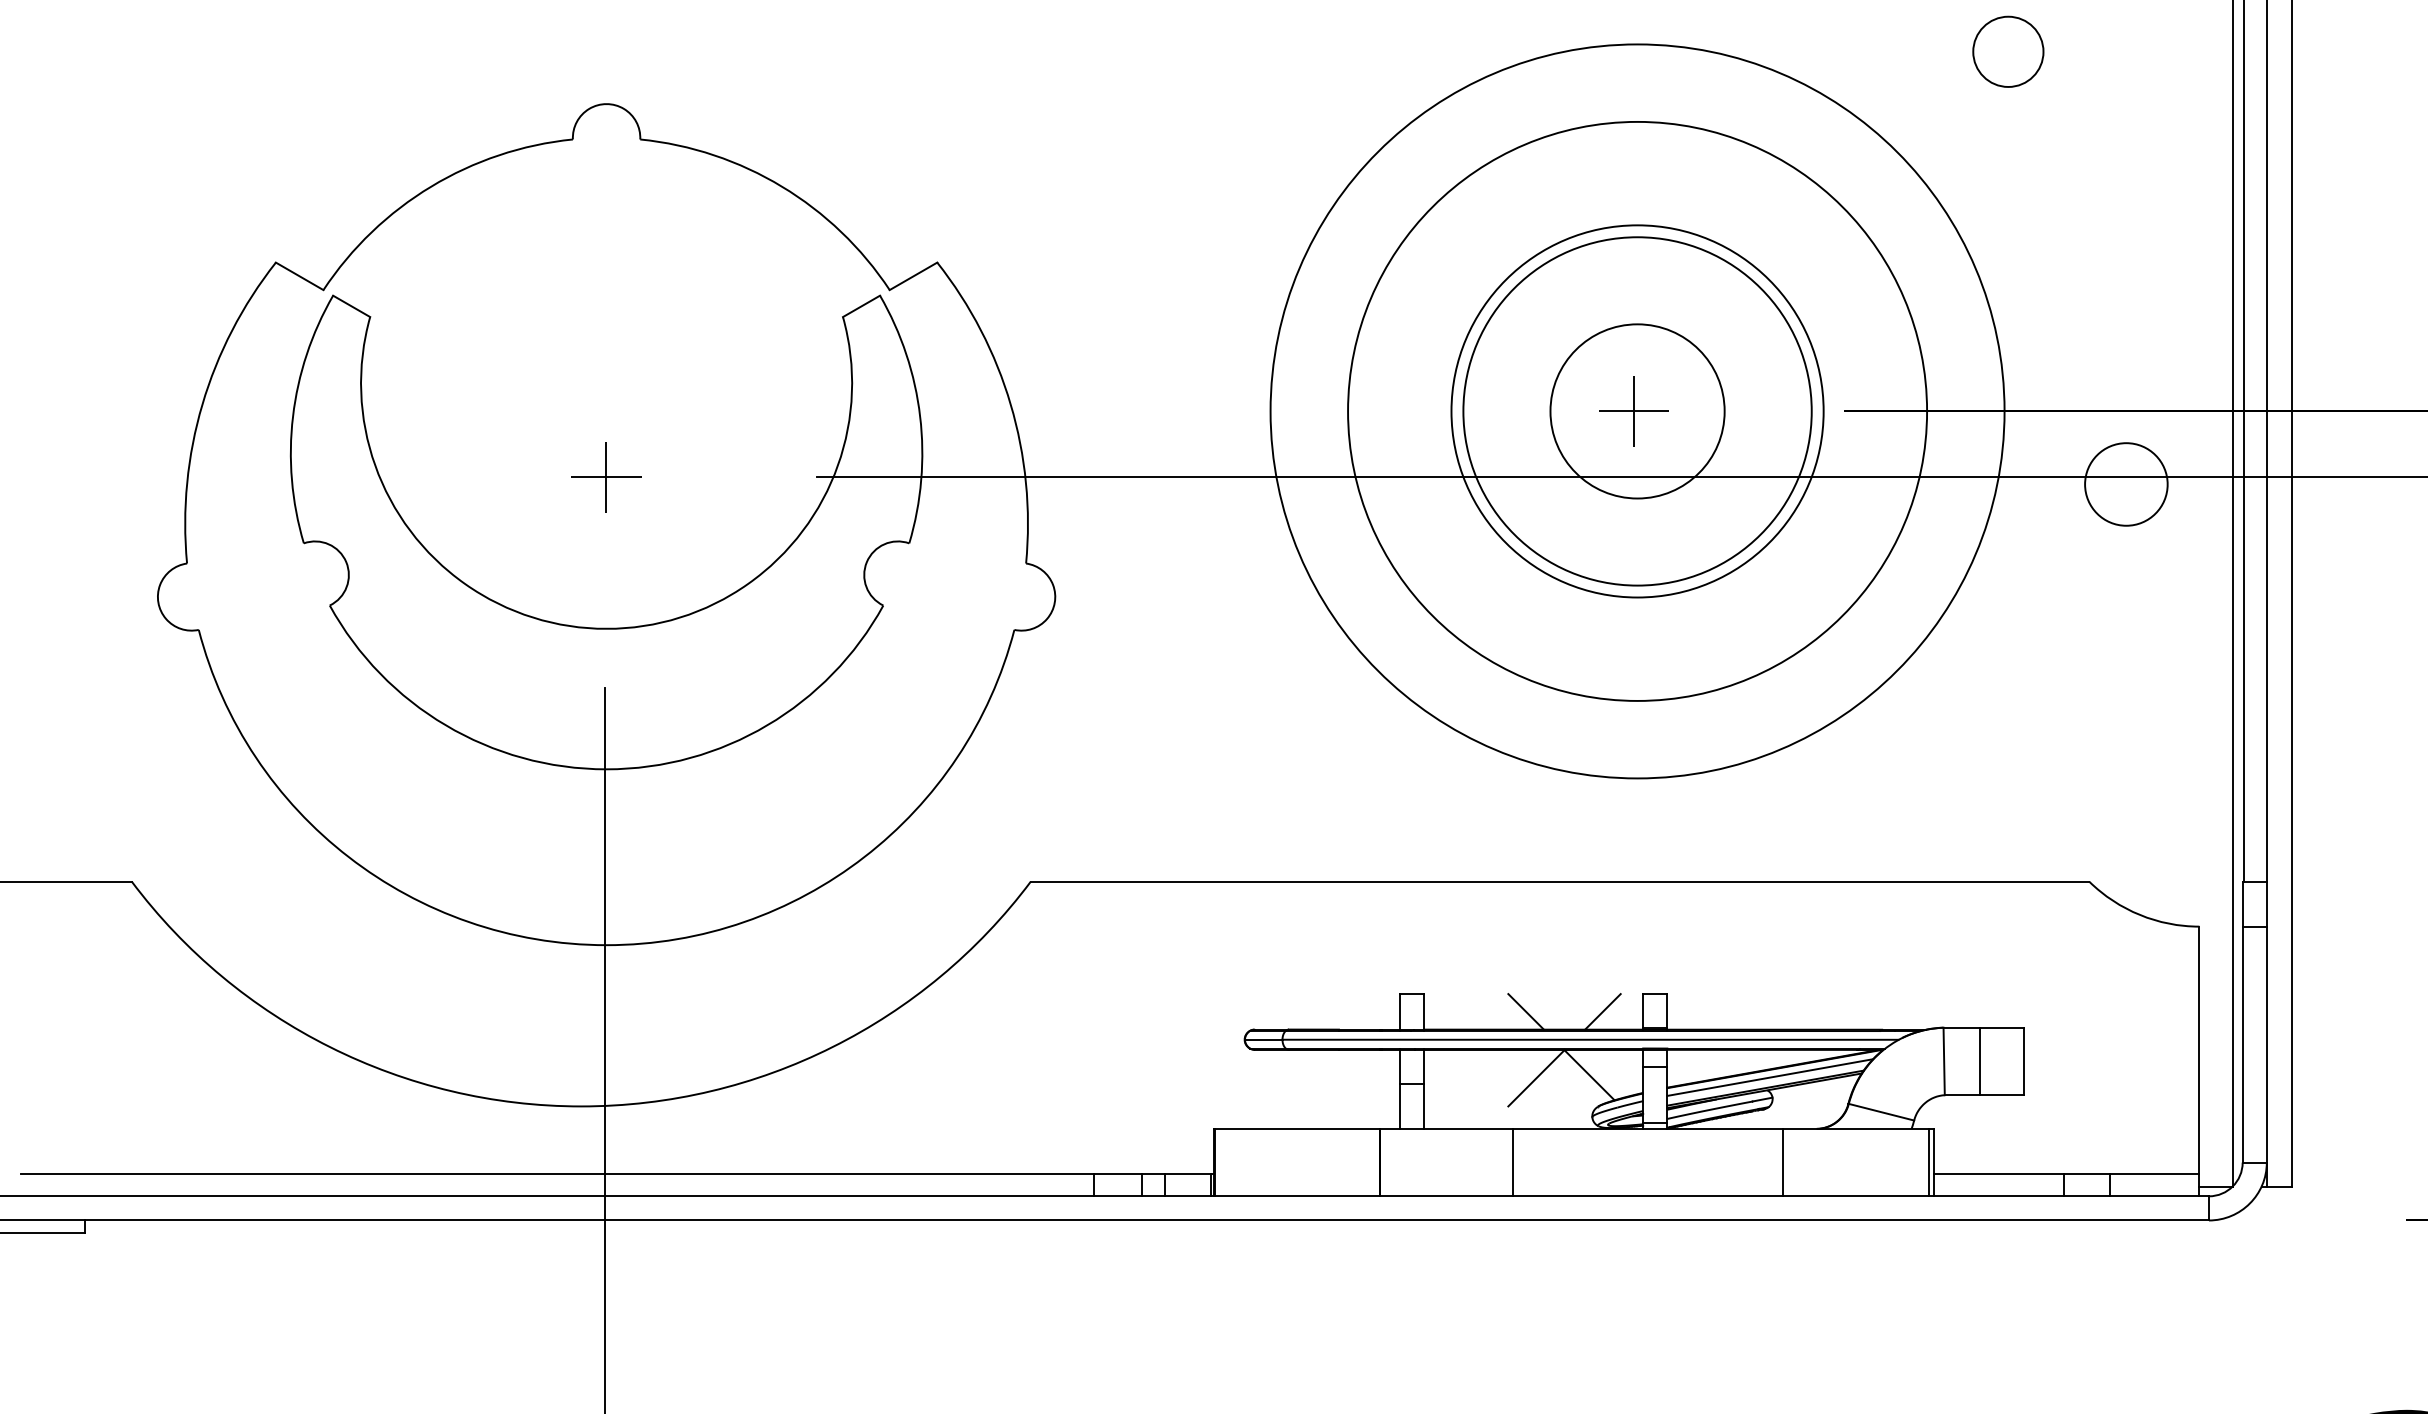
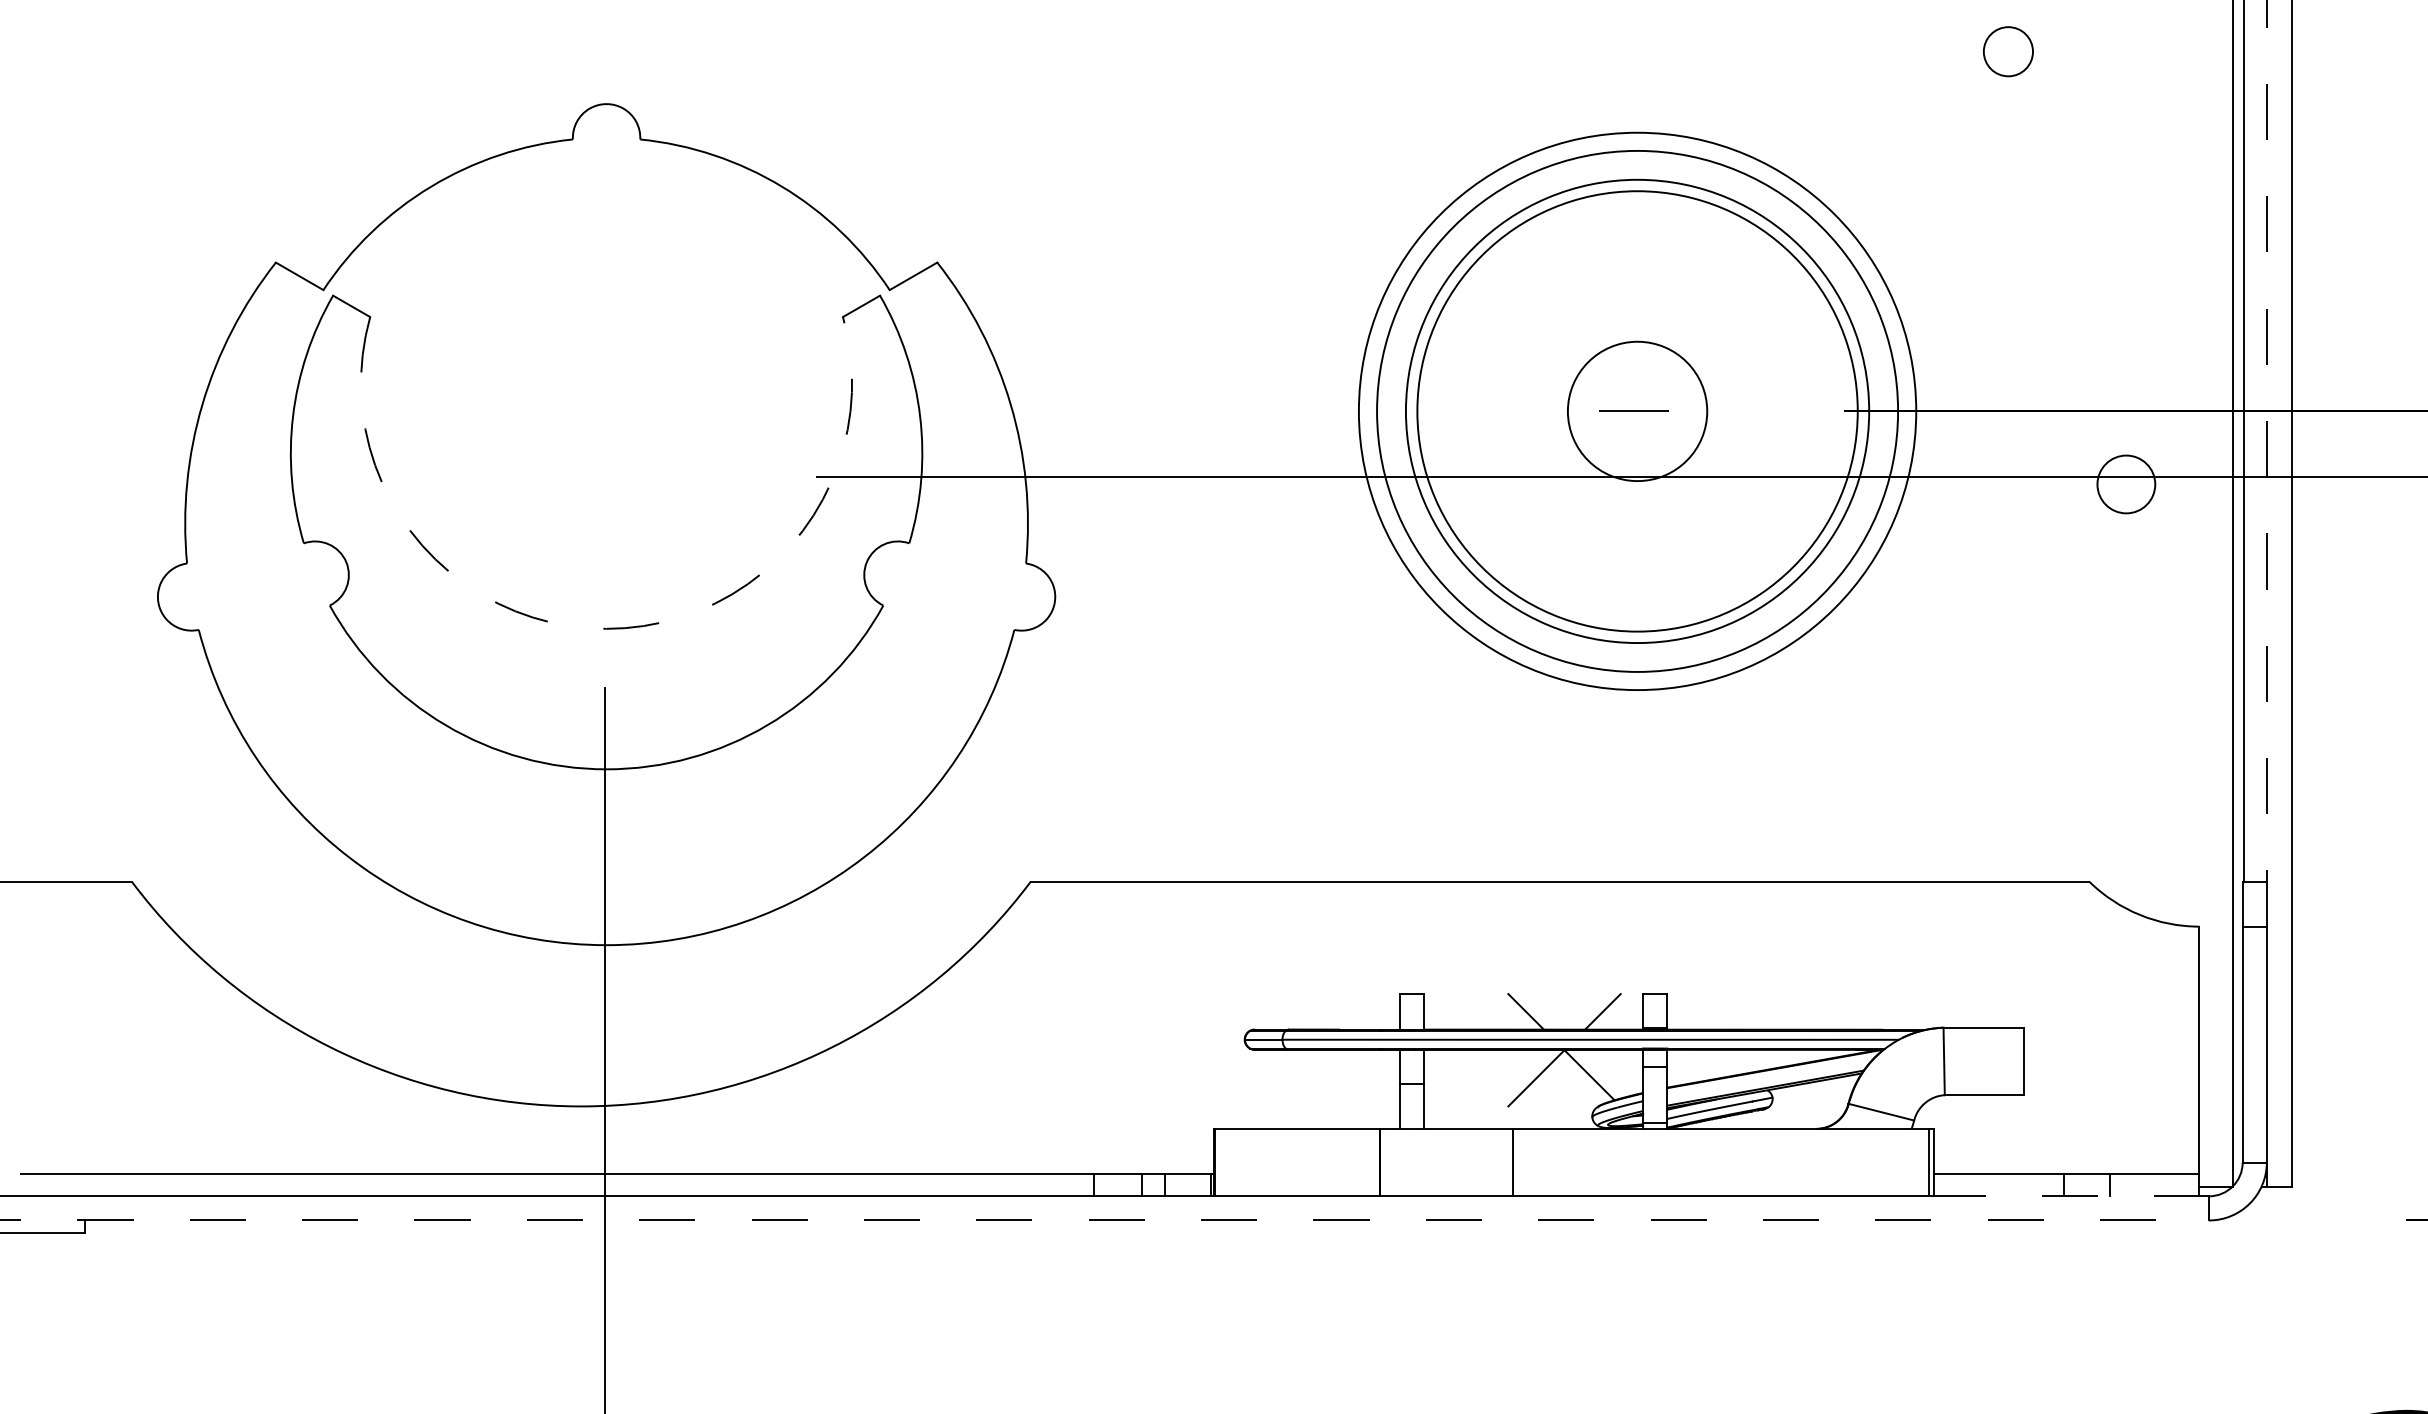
circle size: 73x73 px -> 51x52 px (2008, 51)
circle diameter: 579 px -> 463 px (1637, 411)
line: present -> none (1634, 411)
circle diameter: 174 px -> 139 px (1637, 411)
circle diameter: 348 px -> 557 px (1637, 411)
circle diameter: 372 px -> 521 px (1637, 410)
circle diameter: 734 px -> 440 px (1637, 411)
line: solid -> dashed (2266, 463)
part: present -> none (606, 477)
circle diameter: 83 px -> 58 px (2126, 484)
arc: solid -> dashed (606, 628)
line: present -> none (1979, 1061)
line: present -> none (1770, 1077)
line: present -> none (1782, 1162)
line: solid -> dashed (2069, 1196)
line: solid -> dashed (1105, 1220)
